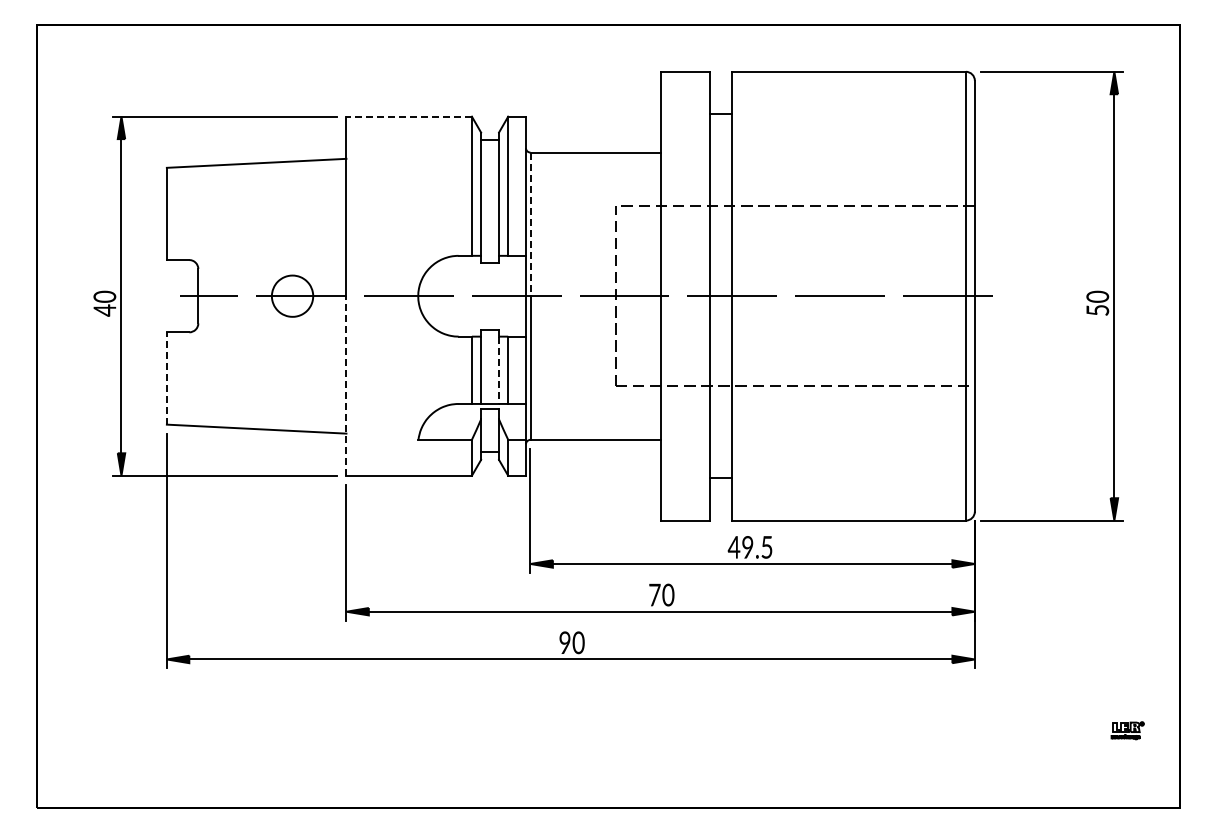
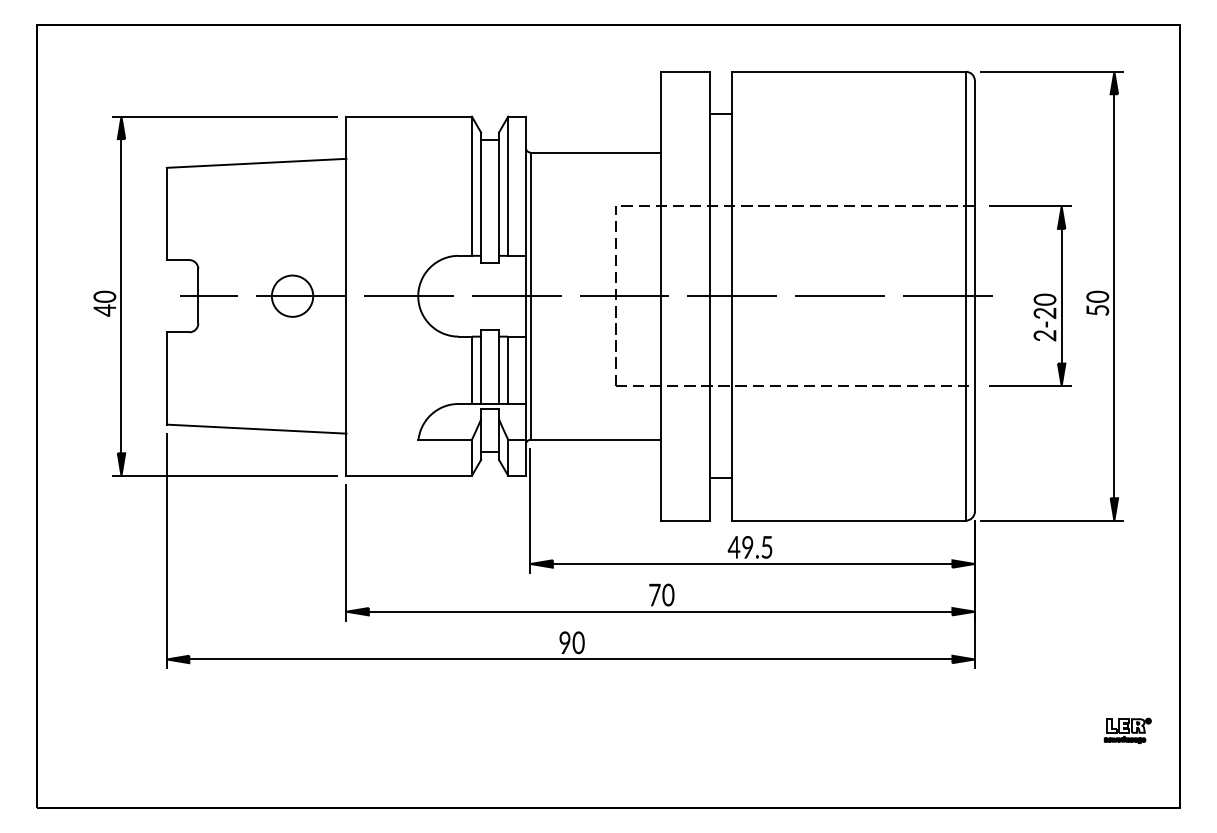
line: dashed -> solid (409, 116)
line: dashed -> solid (530, 224)
part: none -> present (1030, 295)
line: dashed -> solid (499, 370)
line: dashed -> solid (166, 378)
line: dashed -> solid (346, 386)
part size: 35x20 px -> 49x27 px (1127, 730)
